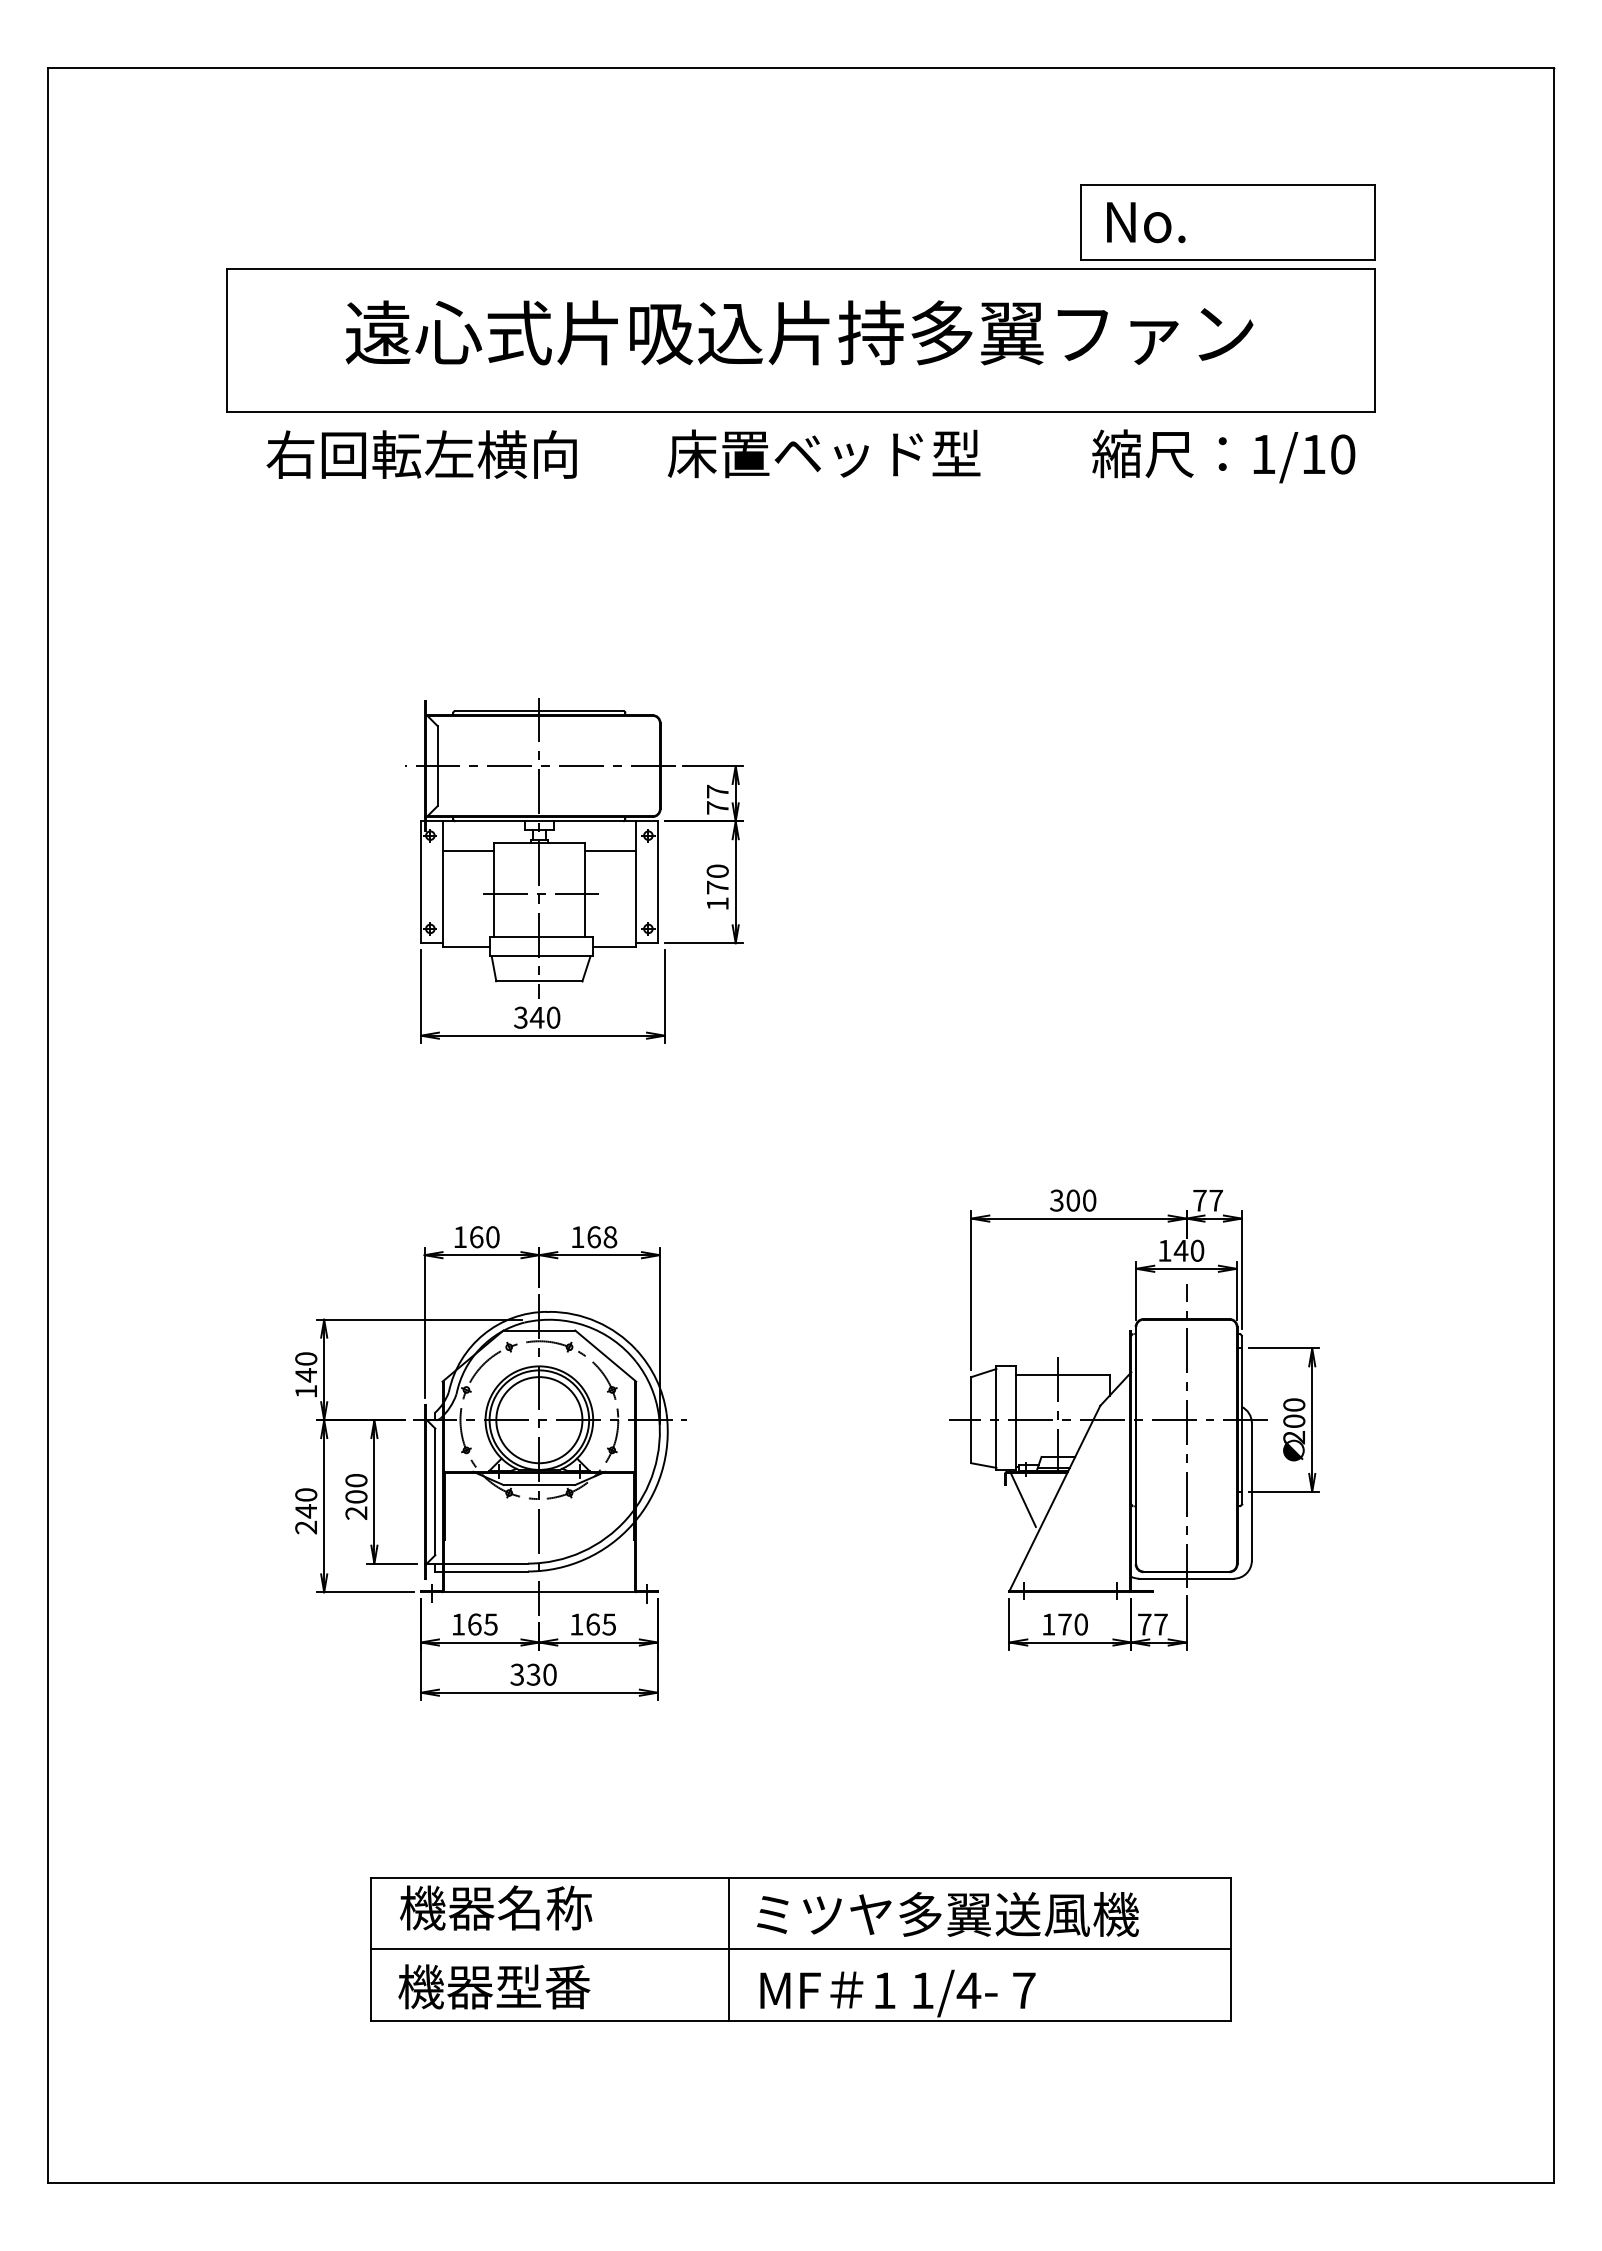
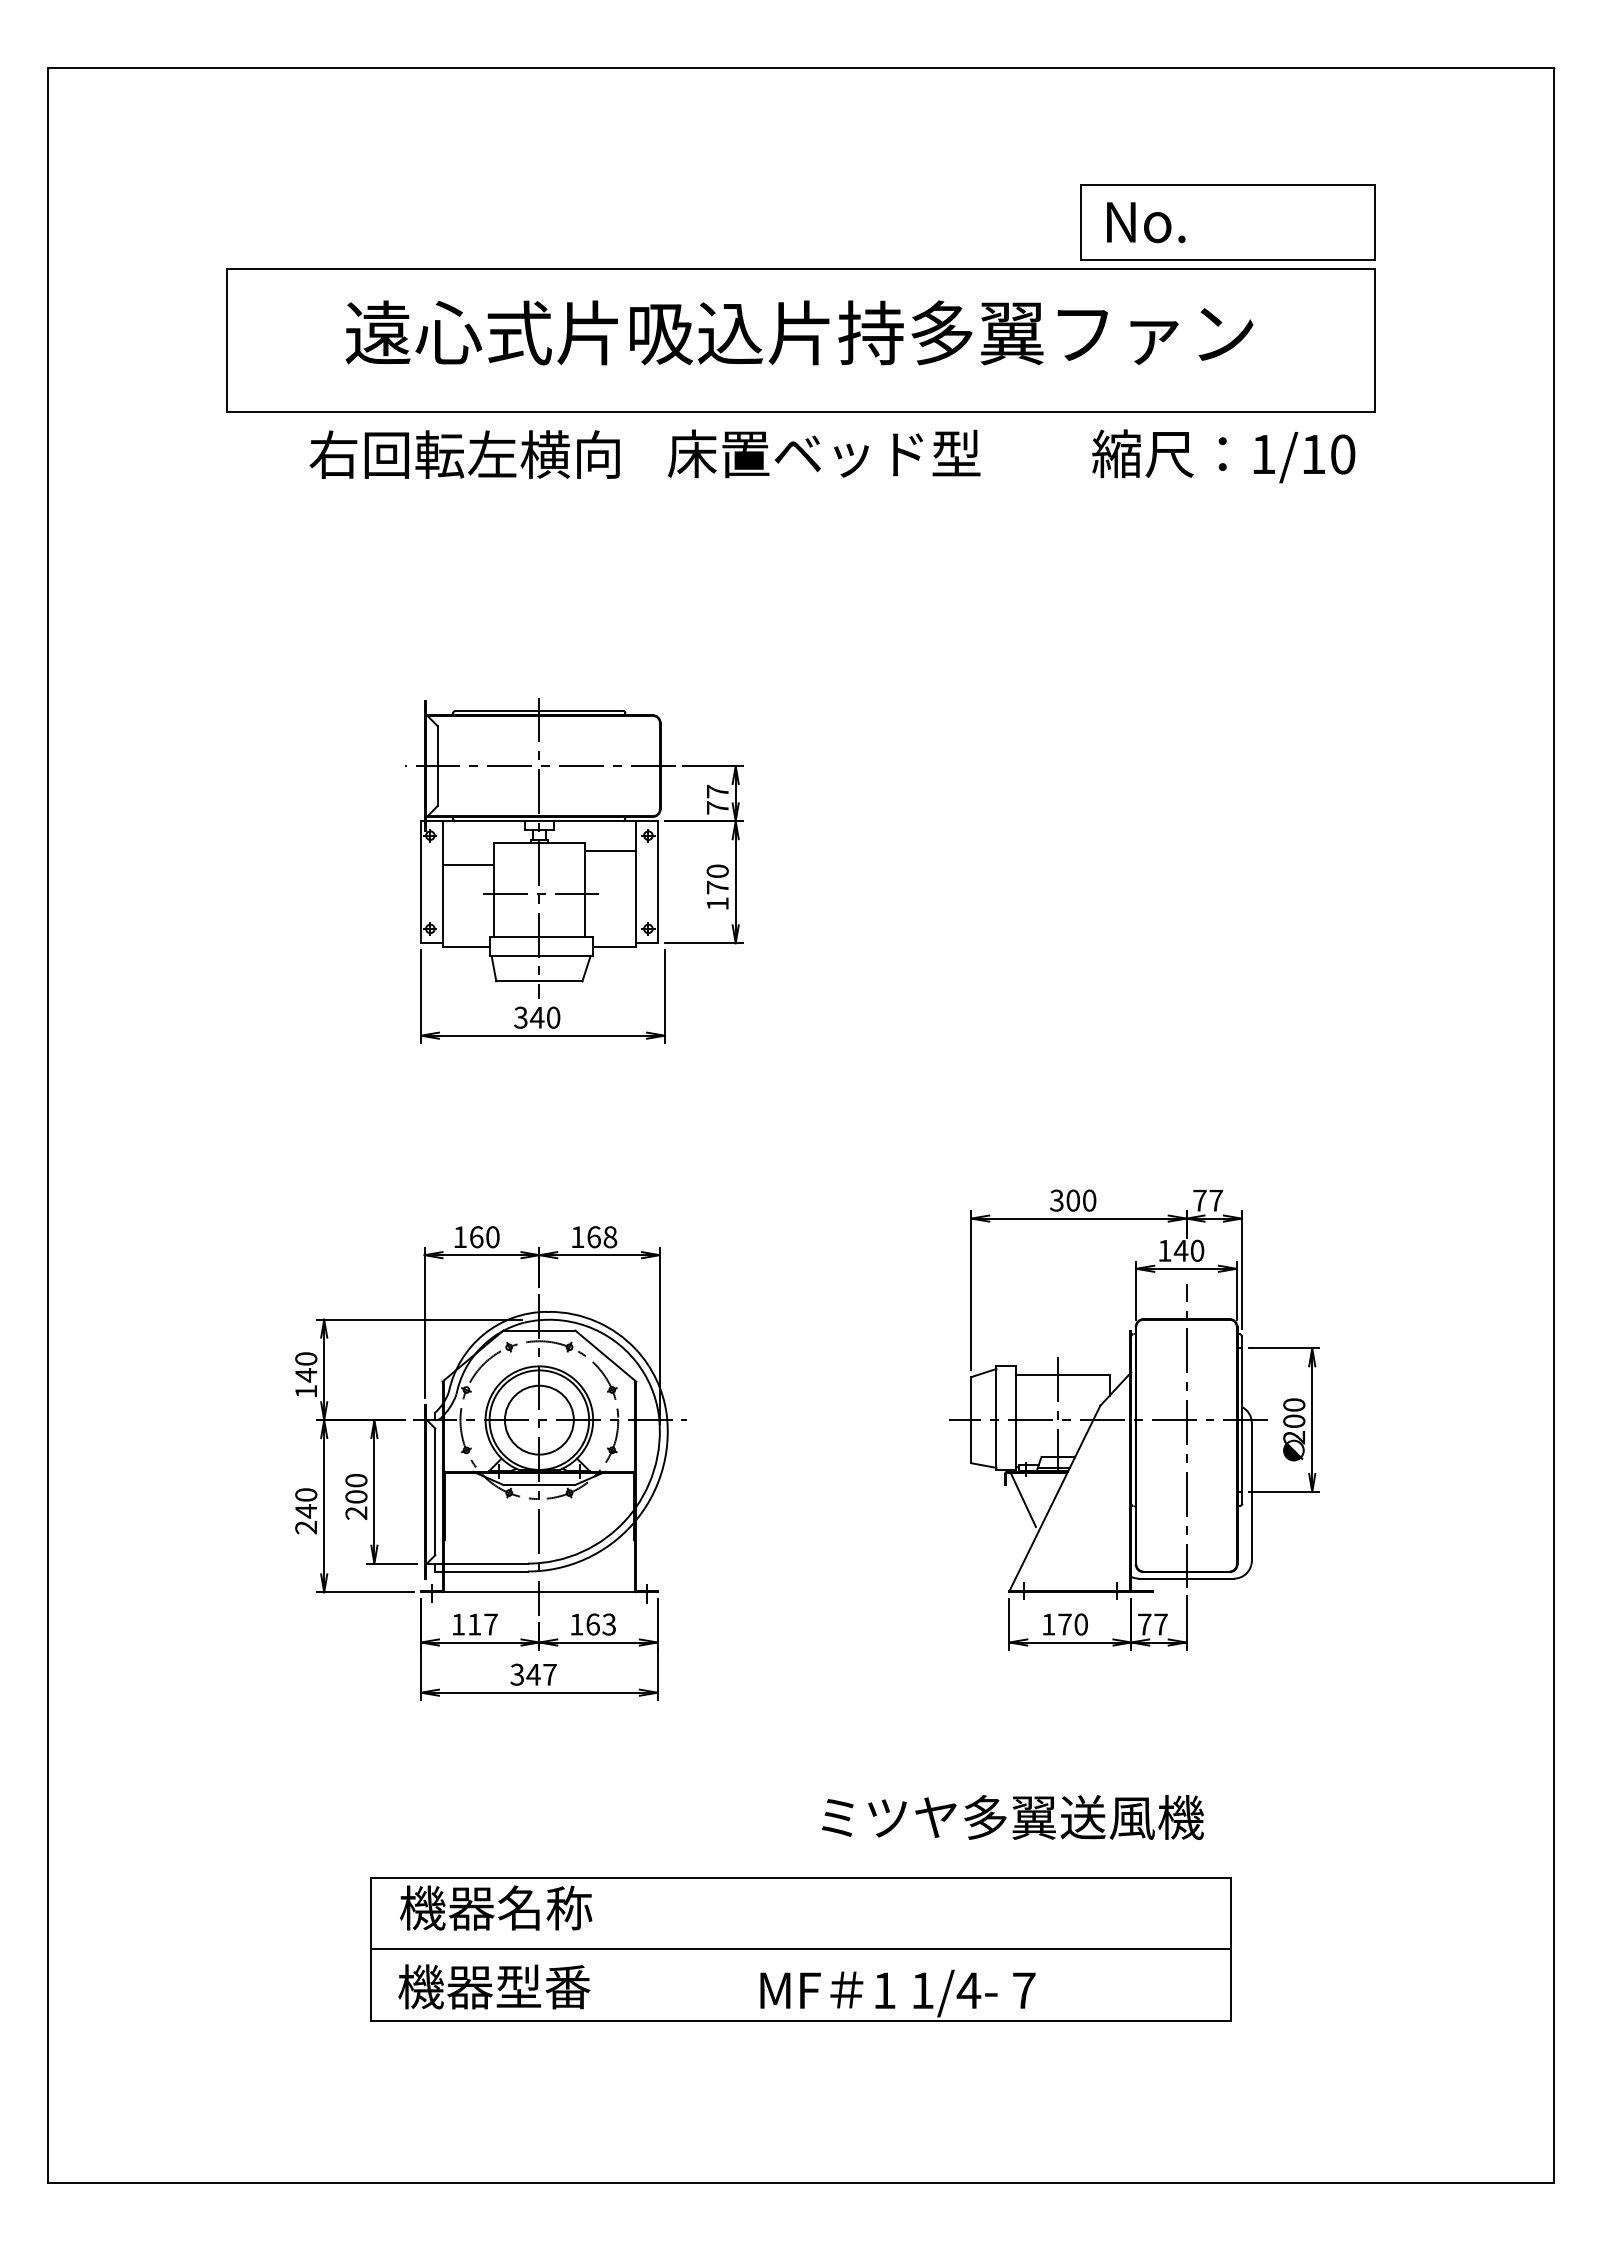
text position: (421, 454) -> (464, 454) (464, 454)
line position: (468, 850) -> (468, 864) (468, 864)
circle diameter: 86 px -> 69 px (538, 1419)
text: 165 -> 117 (482, 1624)
text: 165 -> 163 (609, 1624)
text: 330 -> 347 (541, 1674)
text position: (947, 1914) -> (1012, 1817) (1012, 1817)
line: present -> none (729, 1948)
